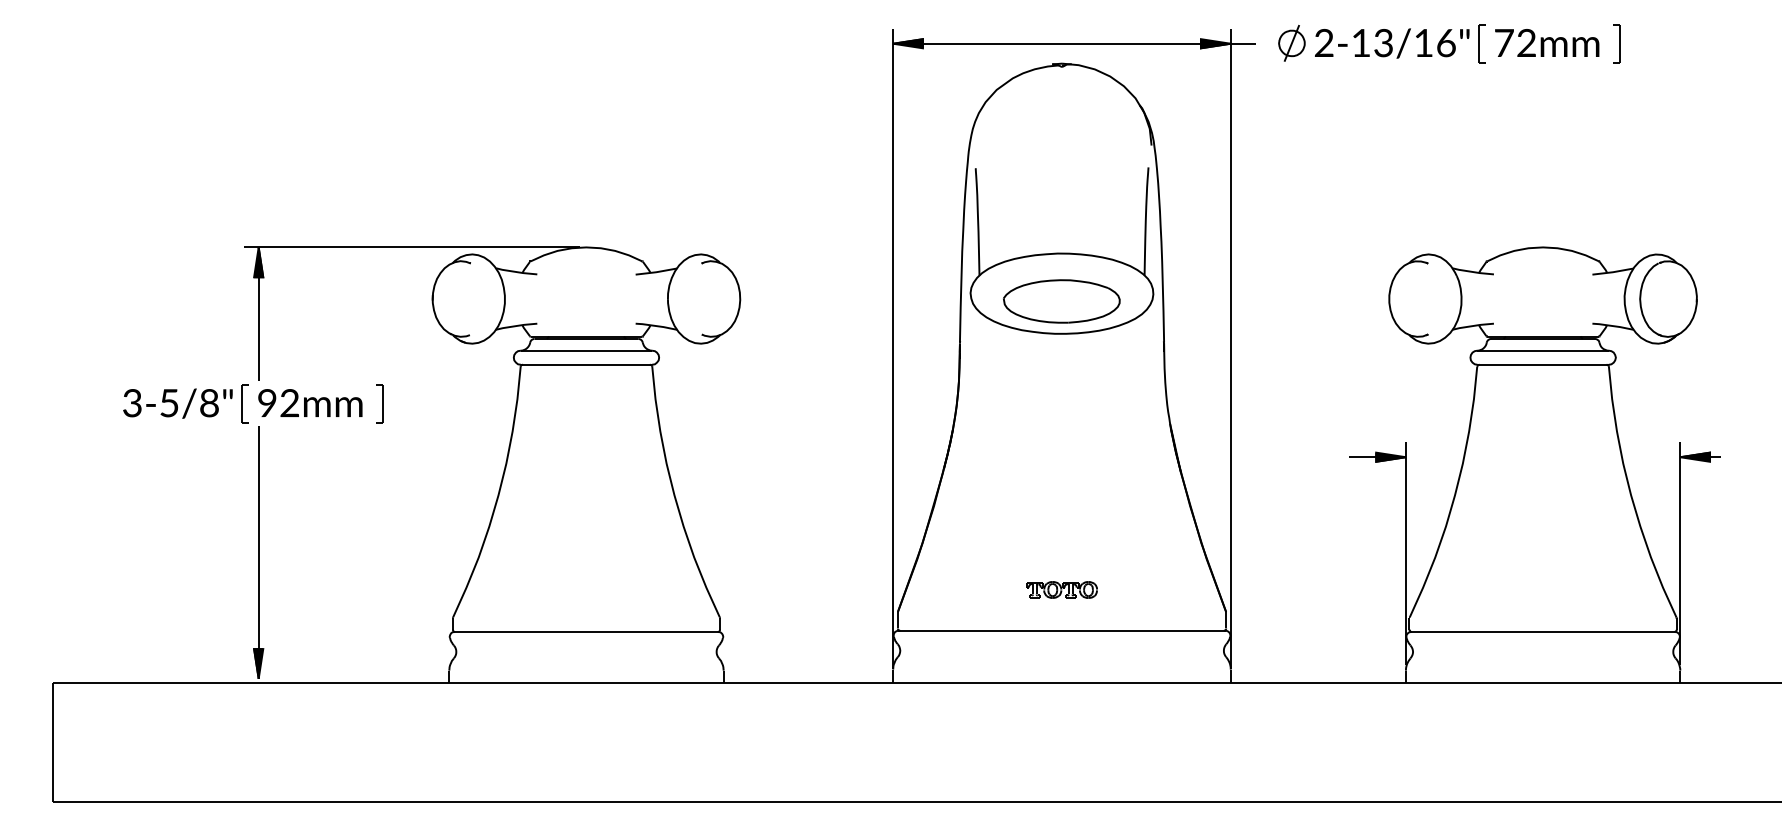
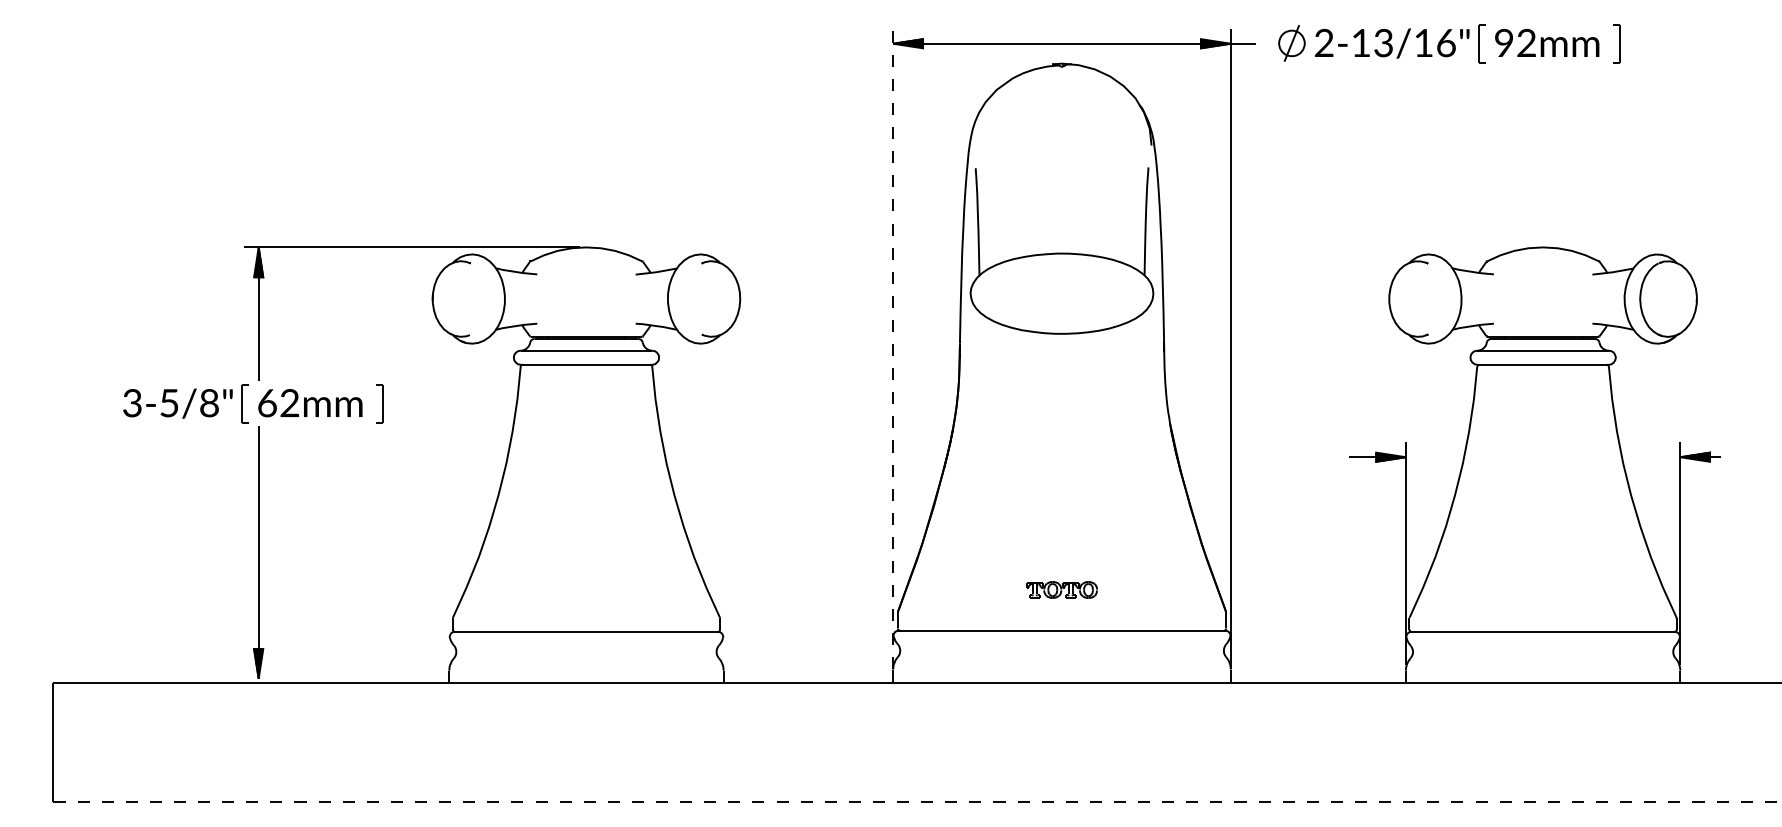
text: 72mm -> 92mm (1504, 42)
part: present -> none (1061, 301)
line: solid -> dashed (893, 348)
text: 92mm -> 62mm (267, 403)
line: solid -> dashed (917, 802)
